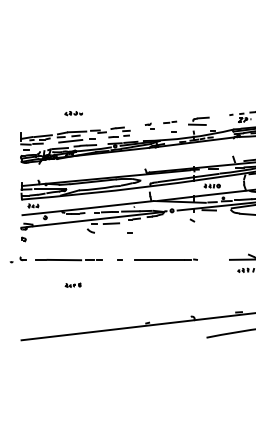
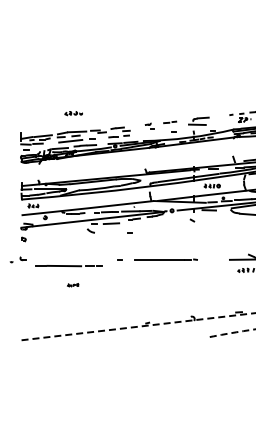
line position: (68, 260) -> (68, 266) (68, 266)
part size: 18x6 px -> 13x5 px (73, 285)
line: solid -> dashed (138, 326)
arc: solid -> dashed (231, 333)
